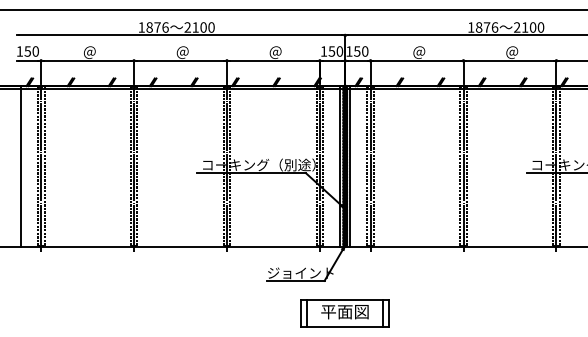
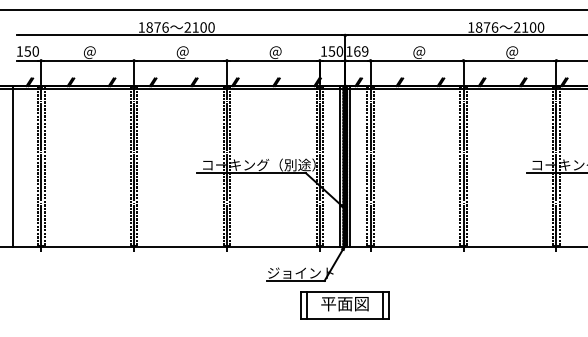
text: 150 -> 169 (361, 51)
line position: (20, 166) -> (12, 166) (12, 166)
part position: (344, 313) -> (344, 305) (344, 305)
